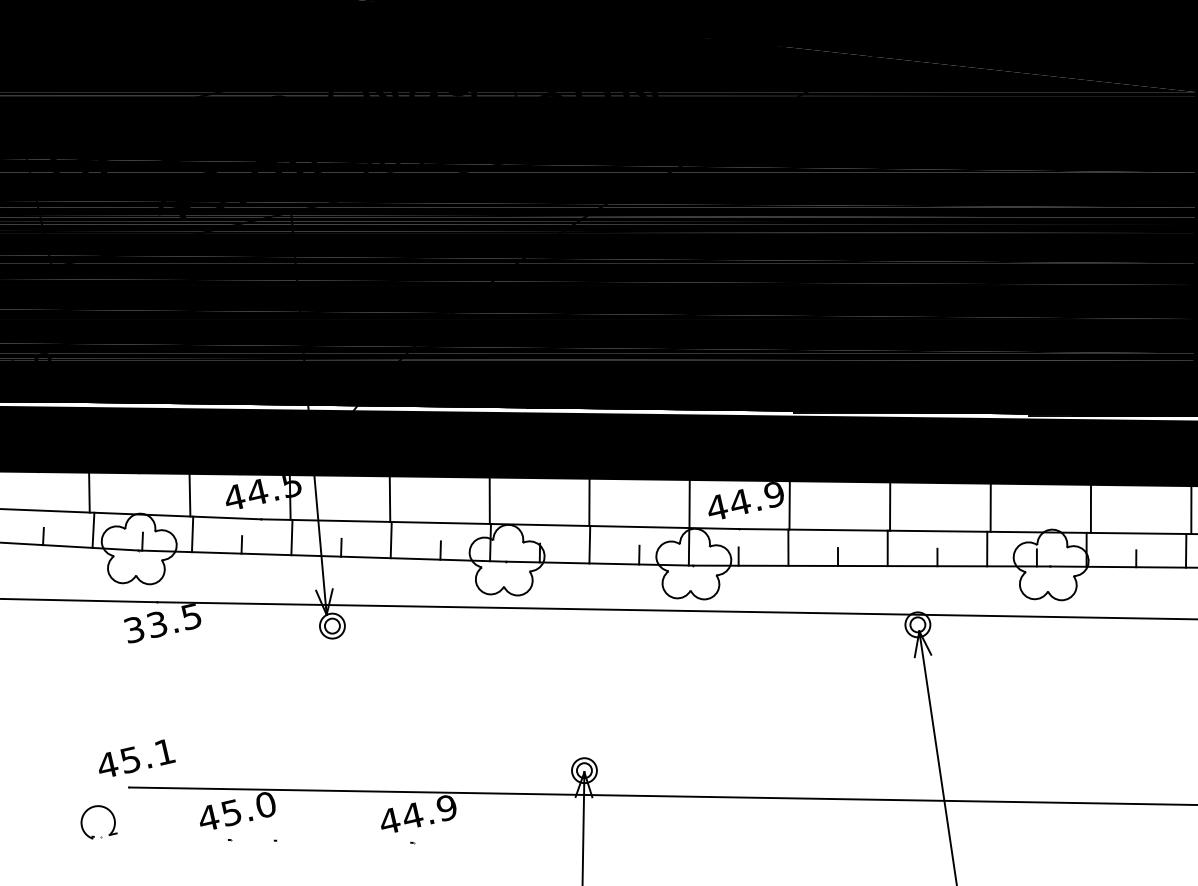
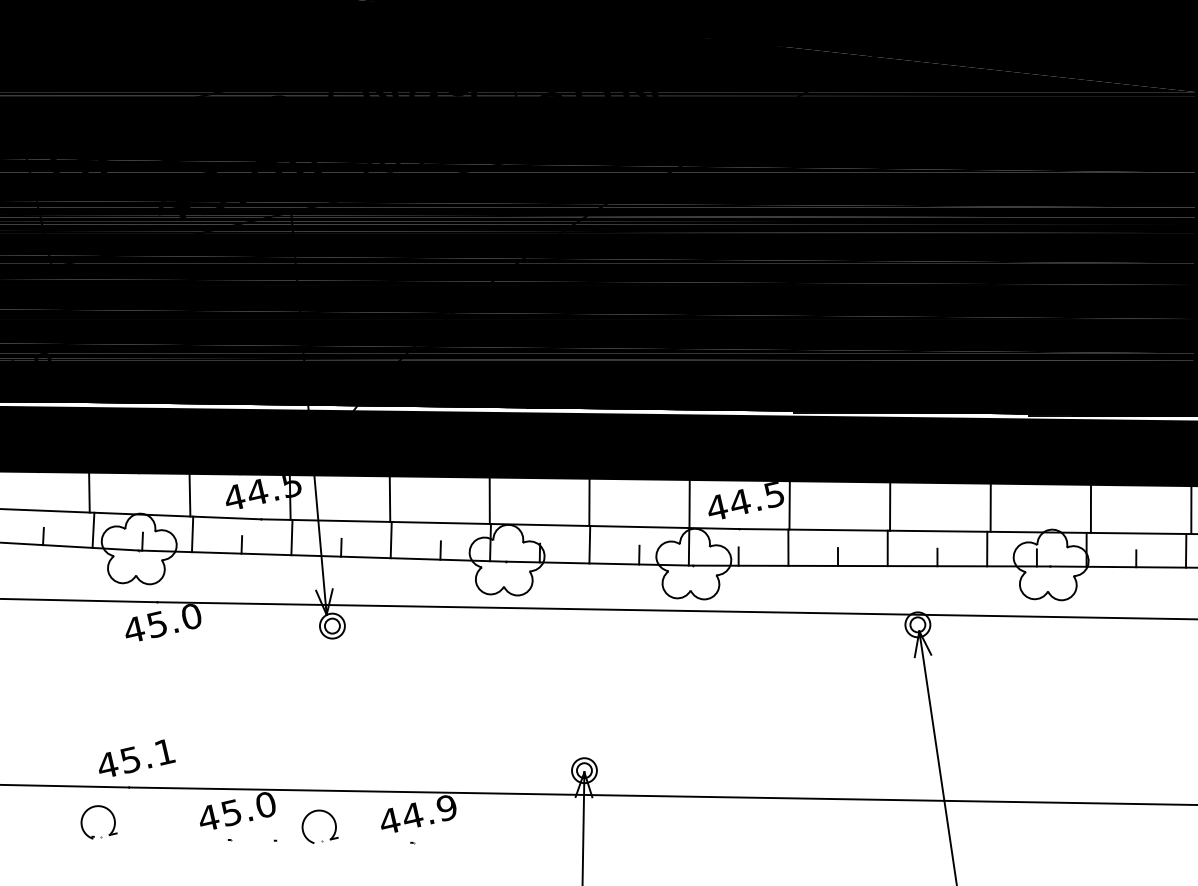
text: 44.9 -> 44.5 (774, 495)
text: 33.5 -> 45.0 (162, 623)
line: none -> present (65, 785)
part: none -> present (322, 840)
